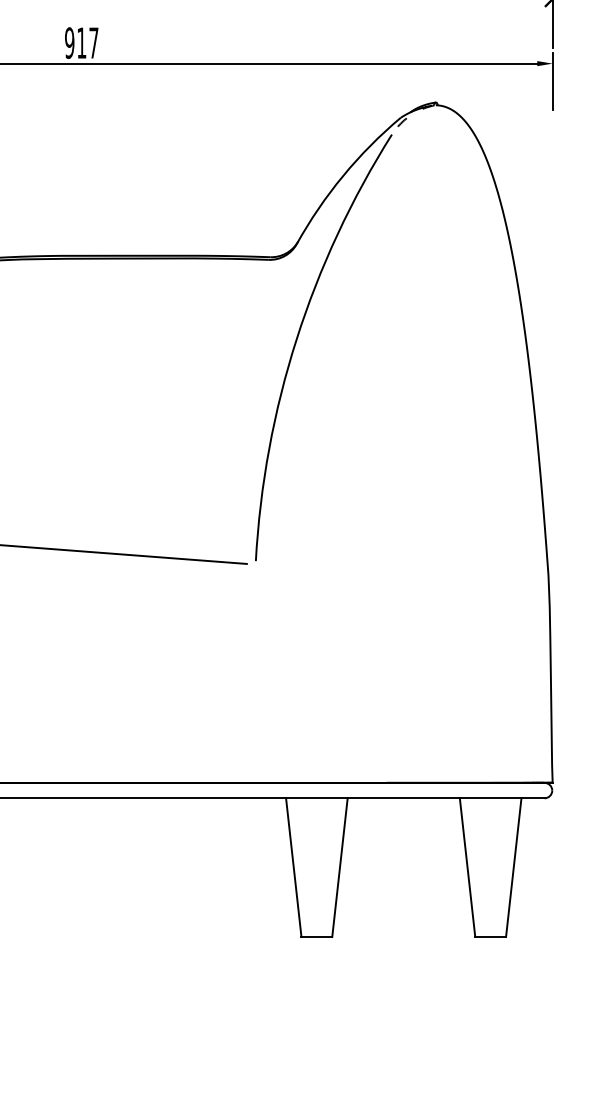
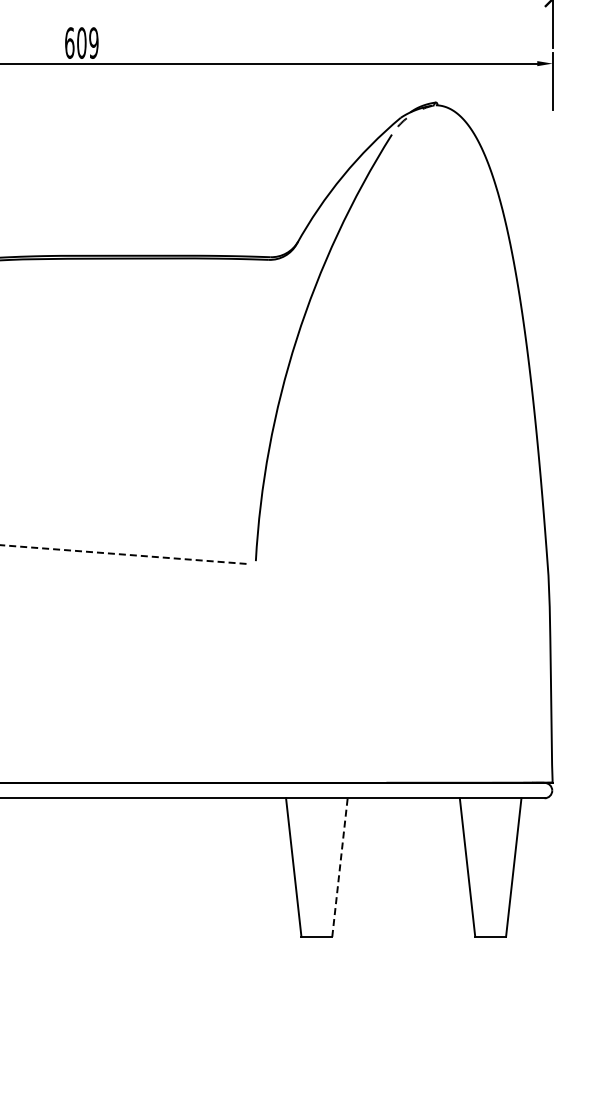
text: 917 -> 609 (81, 42)
line: solid -> dashed (124, 554)
line: solid -> dashed (339, 867)
